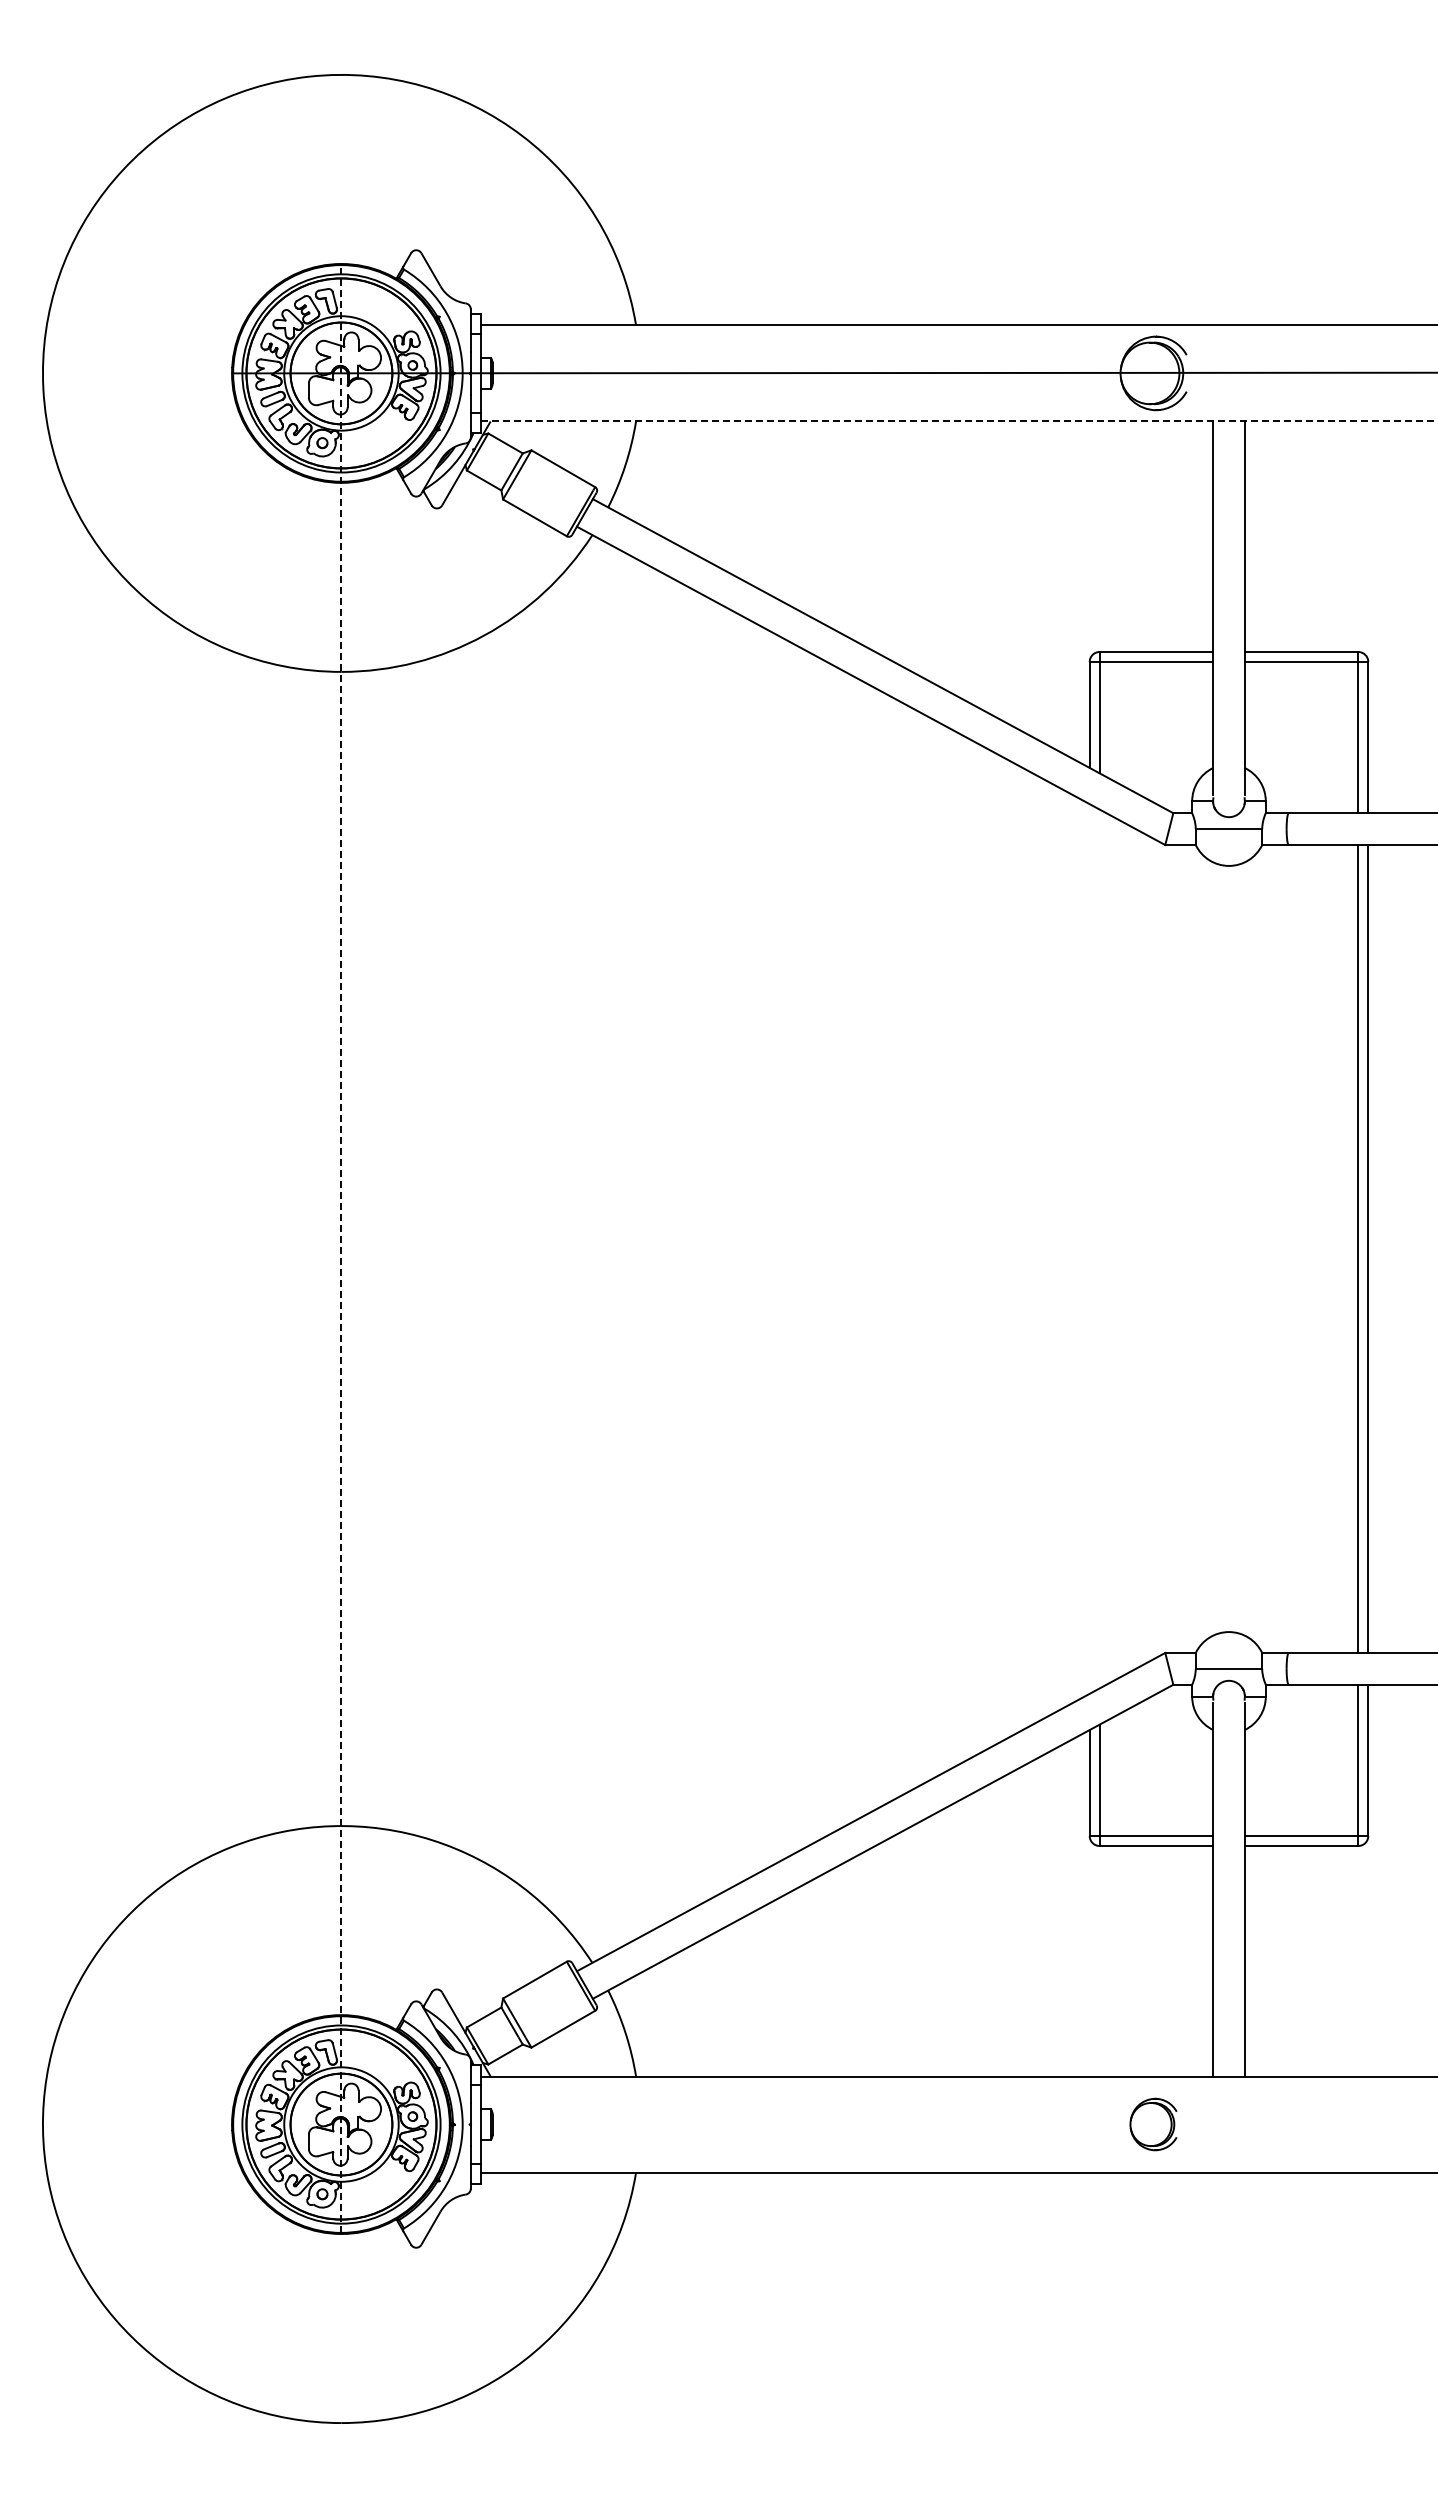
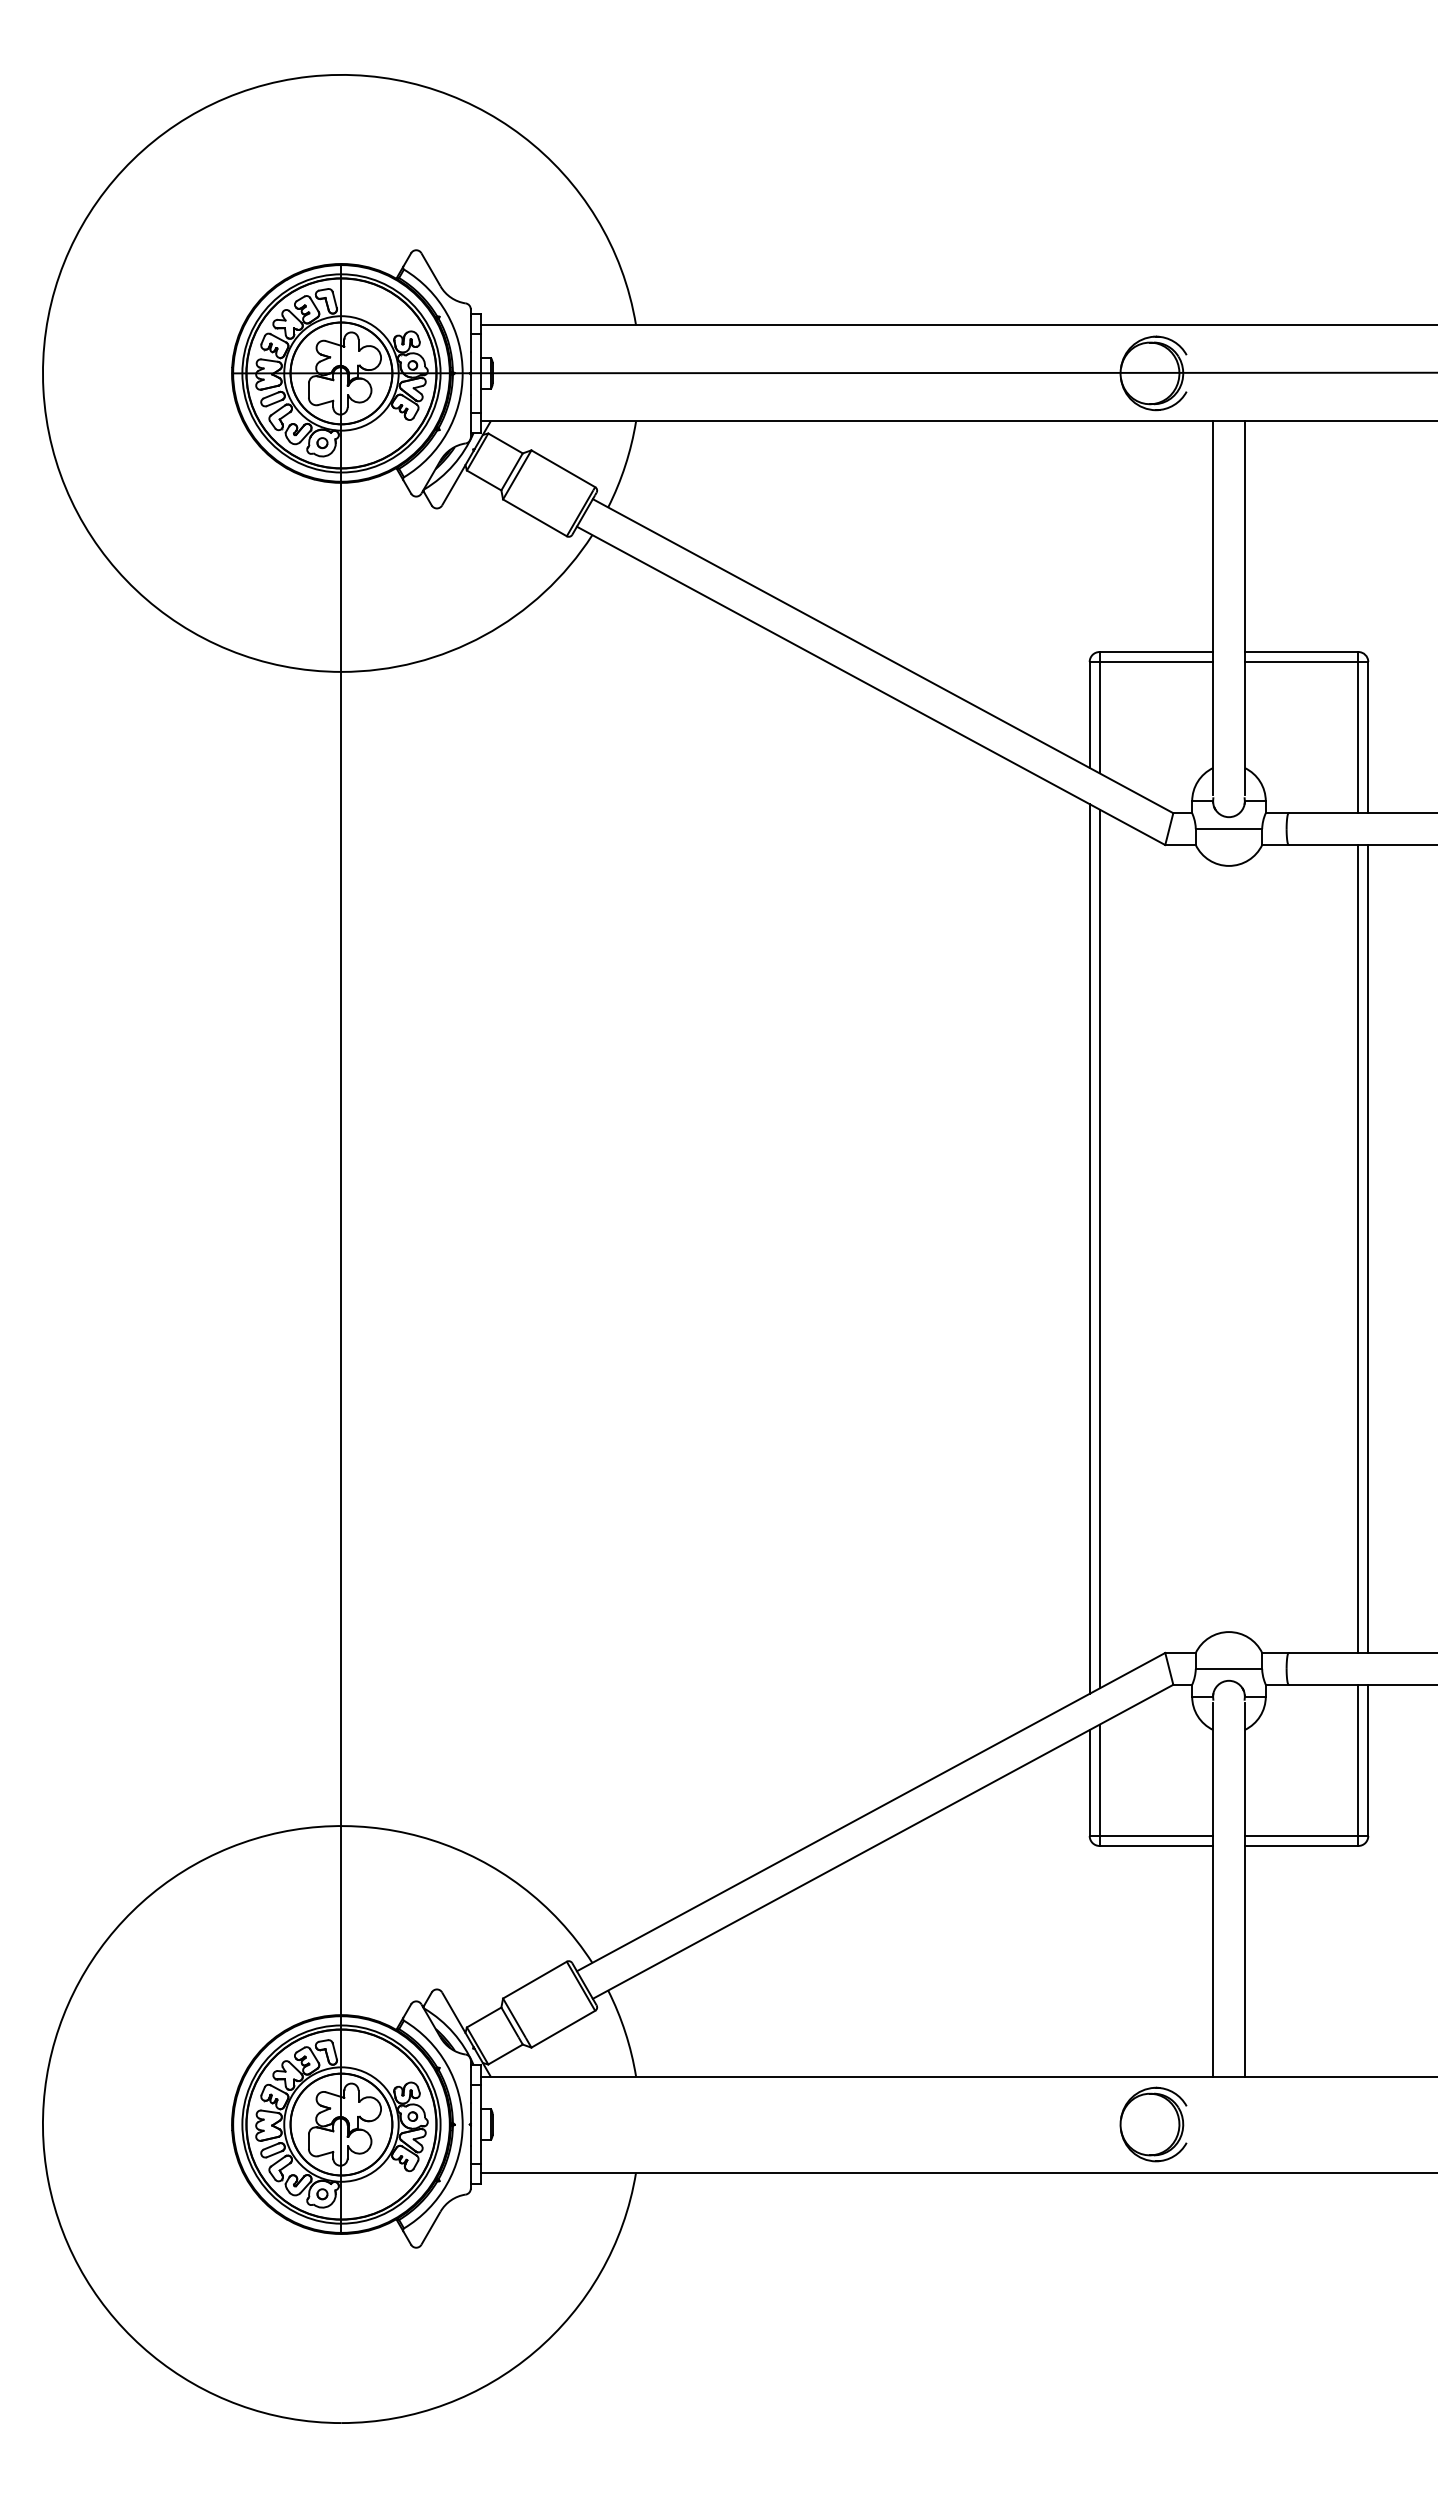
line: dashed -> solid (959, 421)
line: dashed -> solid (341, 1248)
line: none -> present (1089, 1248)
line: none -> present (1099, 1248)
part size: 49x55 px -> 69x77 px (1153, 2124)
